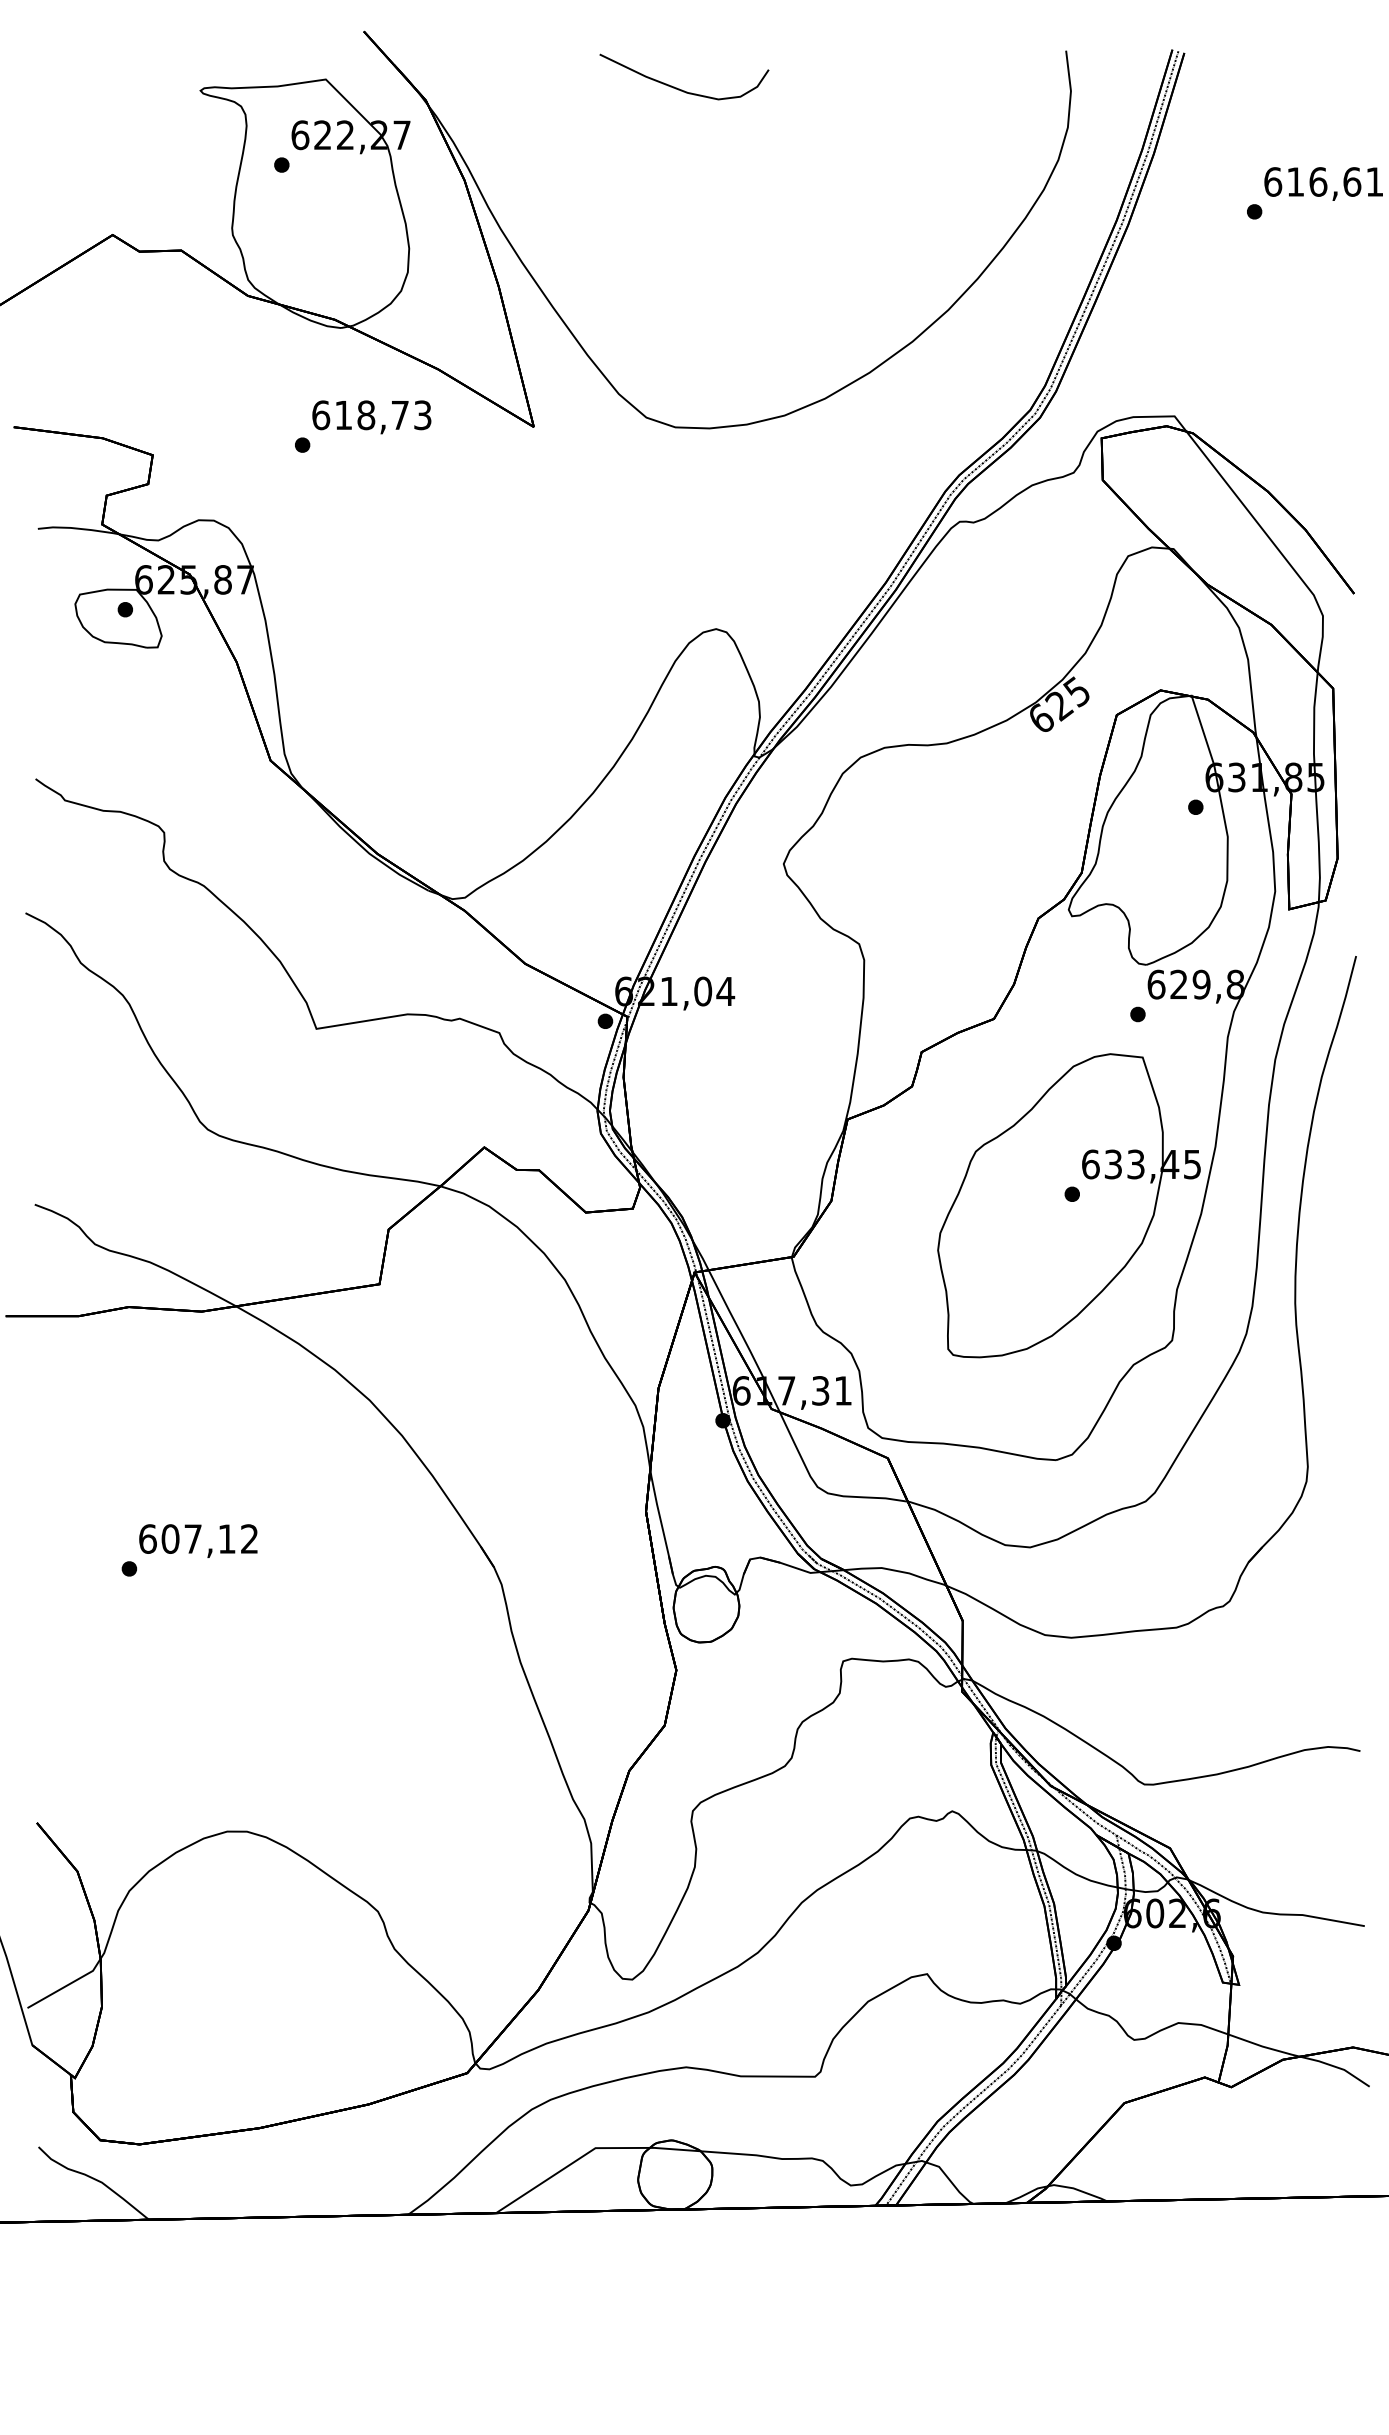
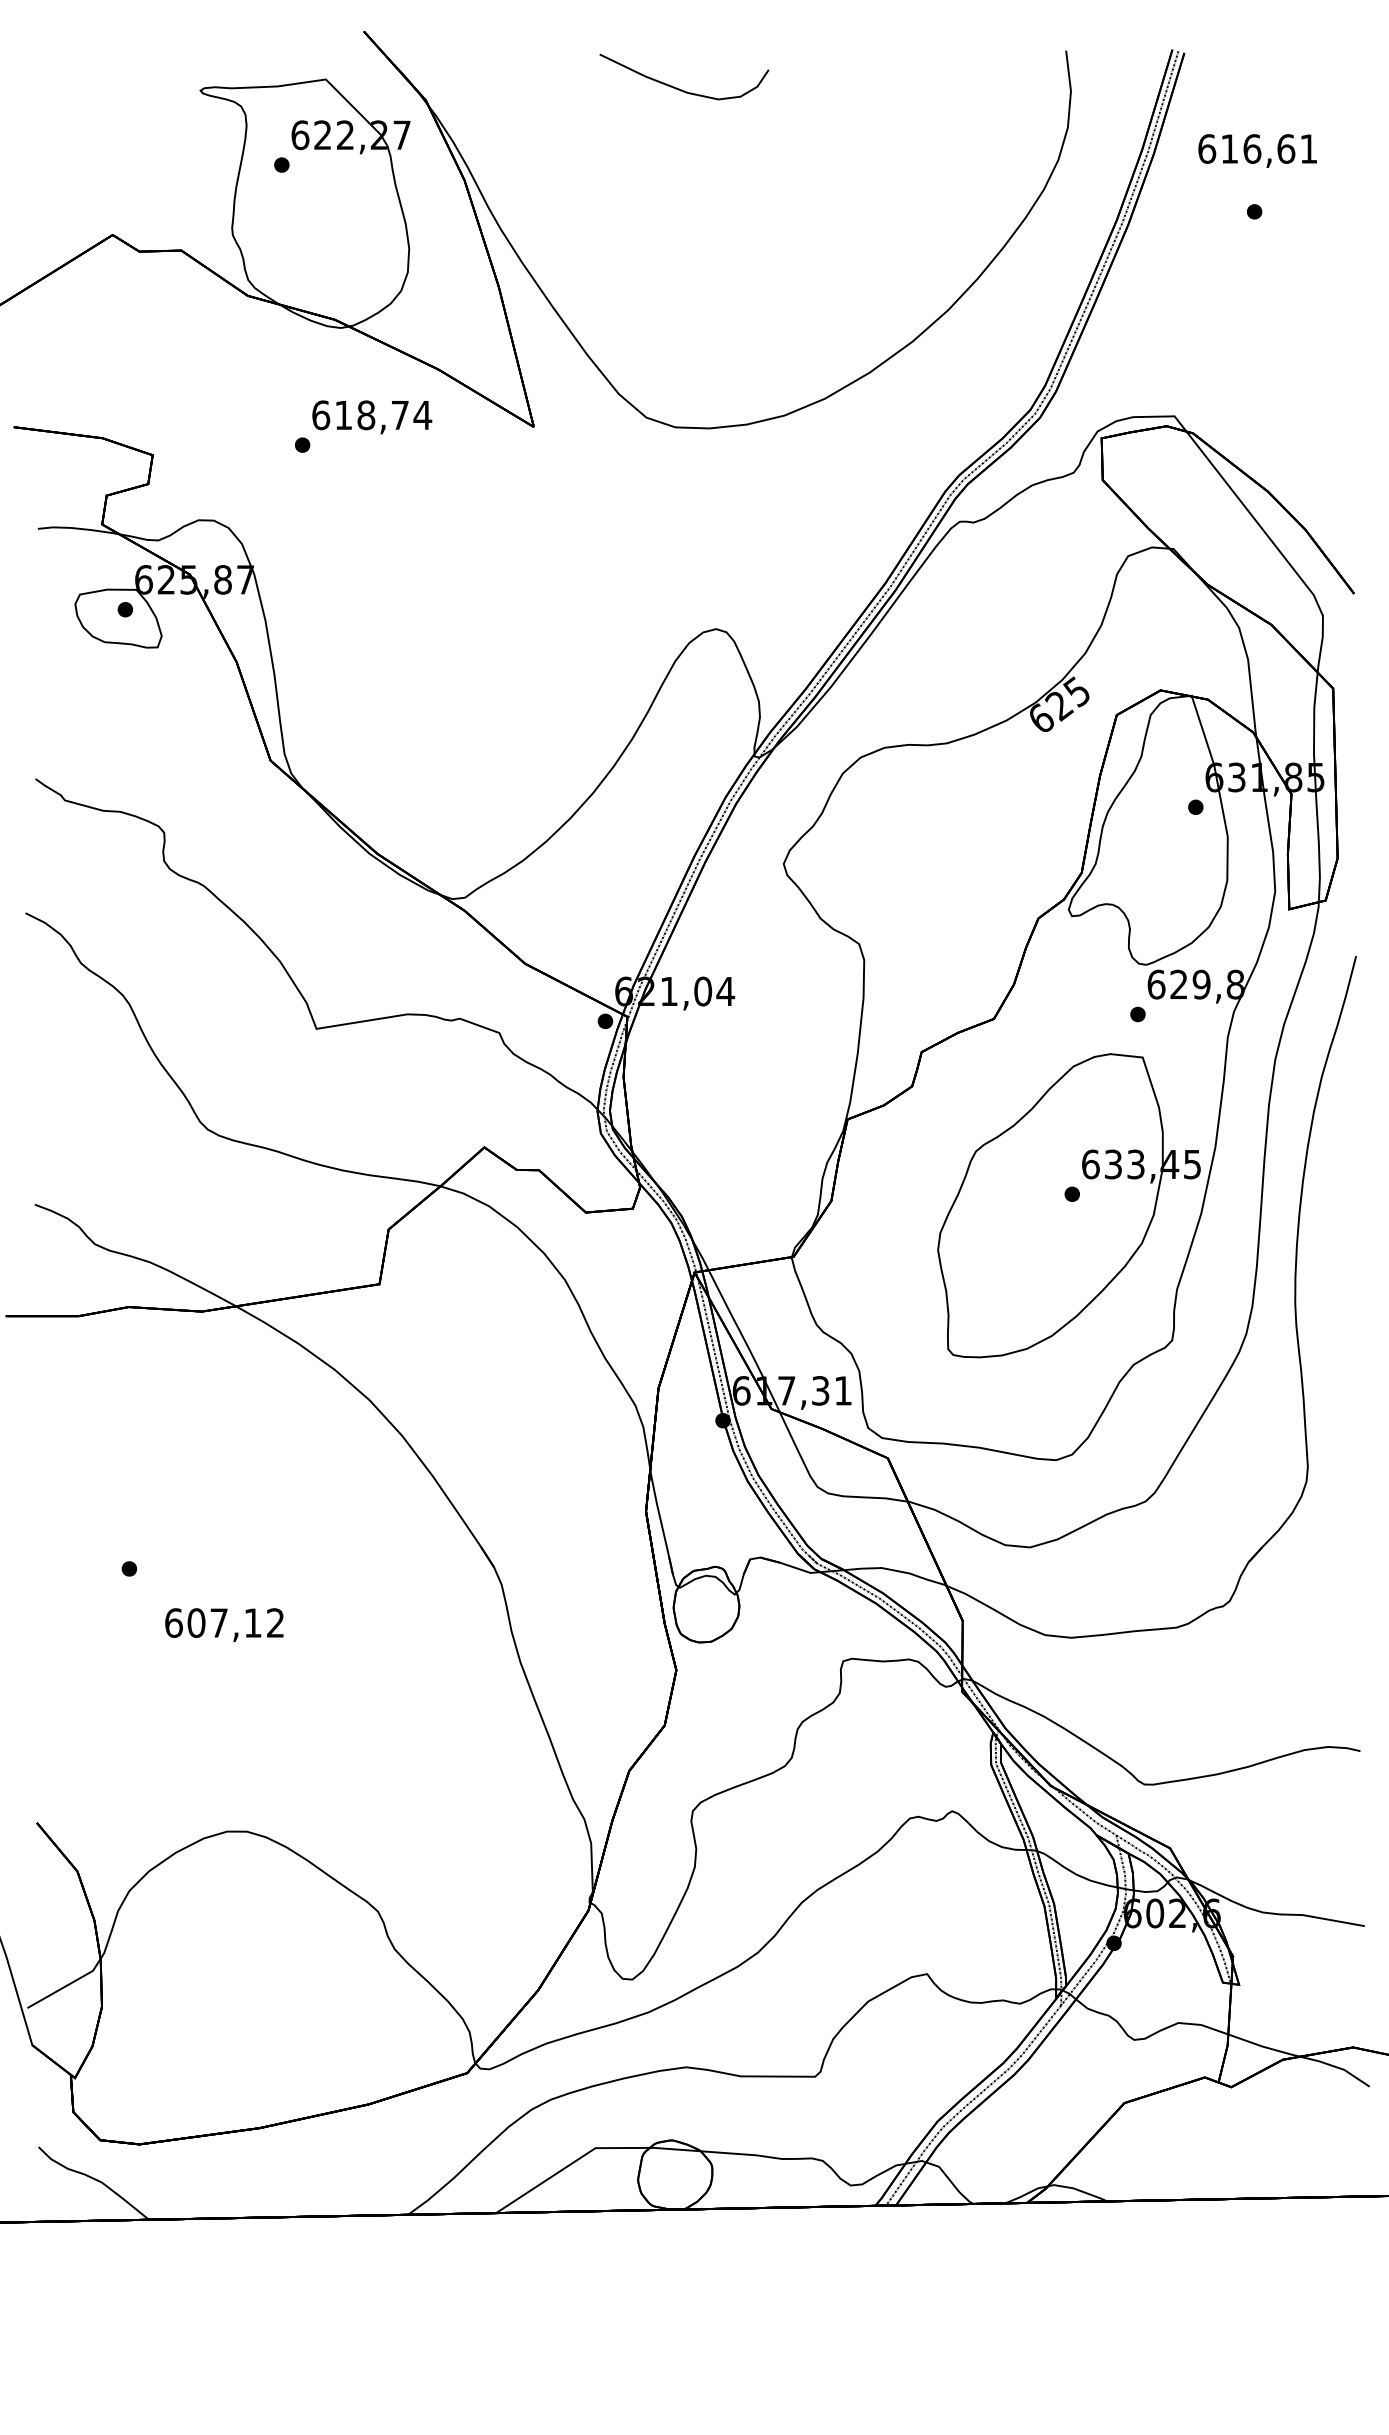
text position: (1323, 183) -> (1257, 150) (1257, 150)
text: 618,73 -> 618,74 (422, 415)
text position: (198, 1540) -> (224, 1624) (224, 1624)
